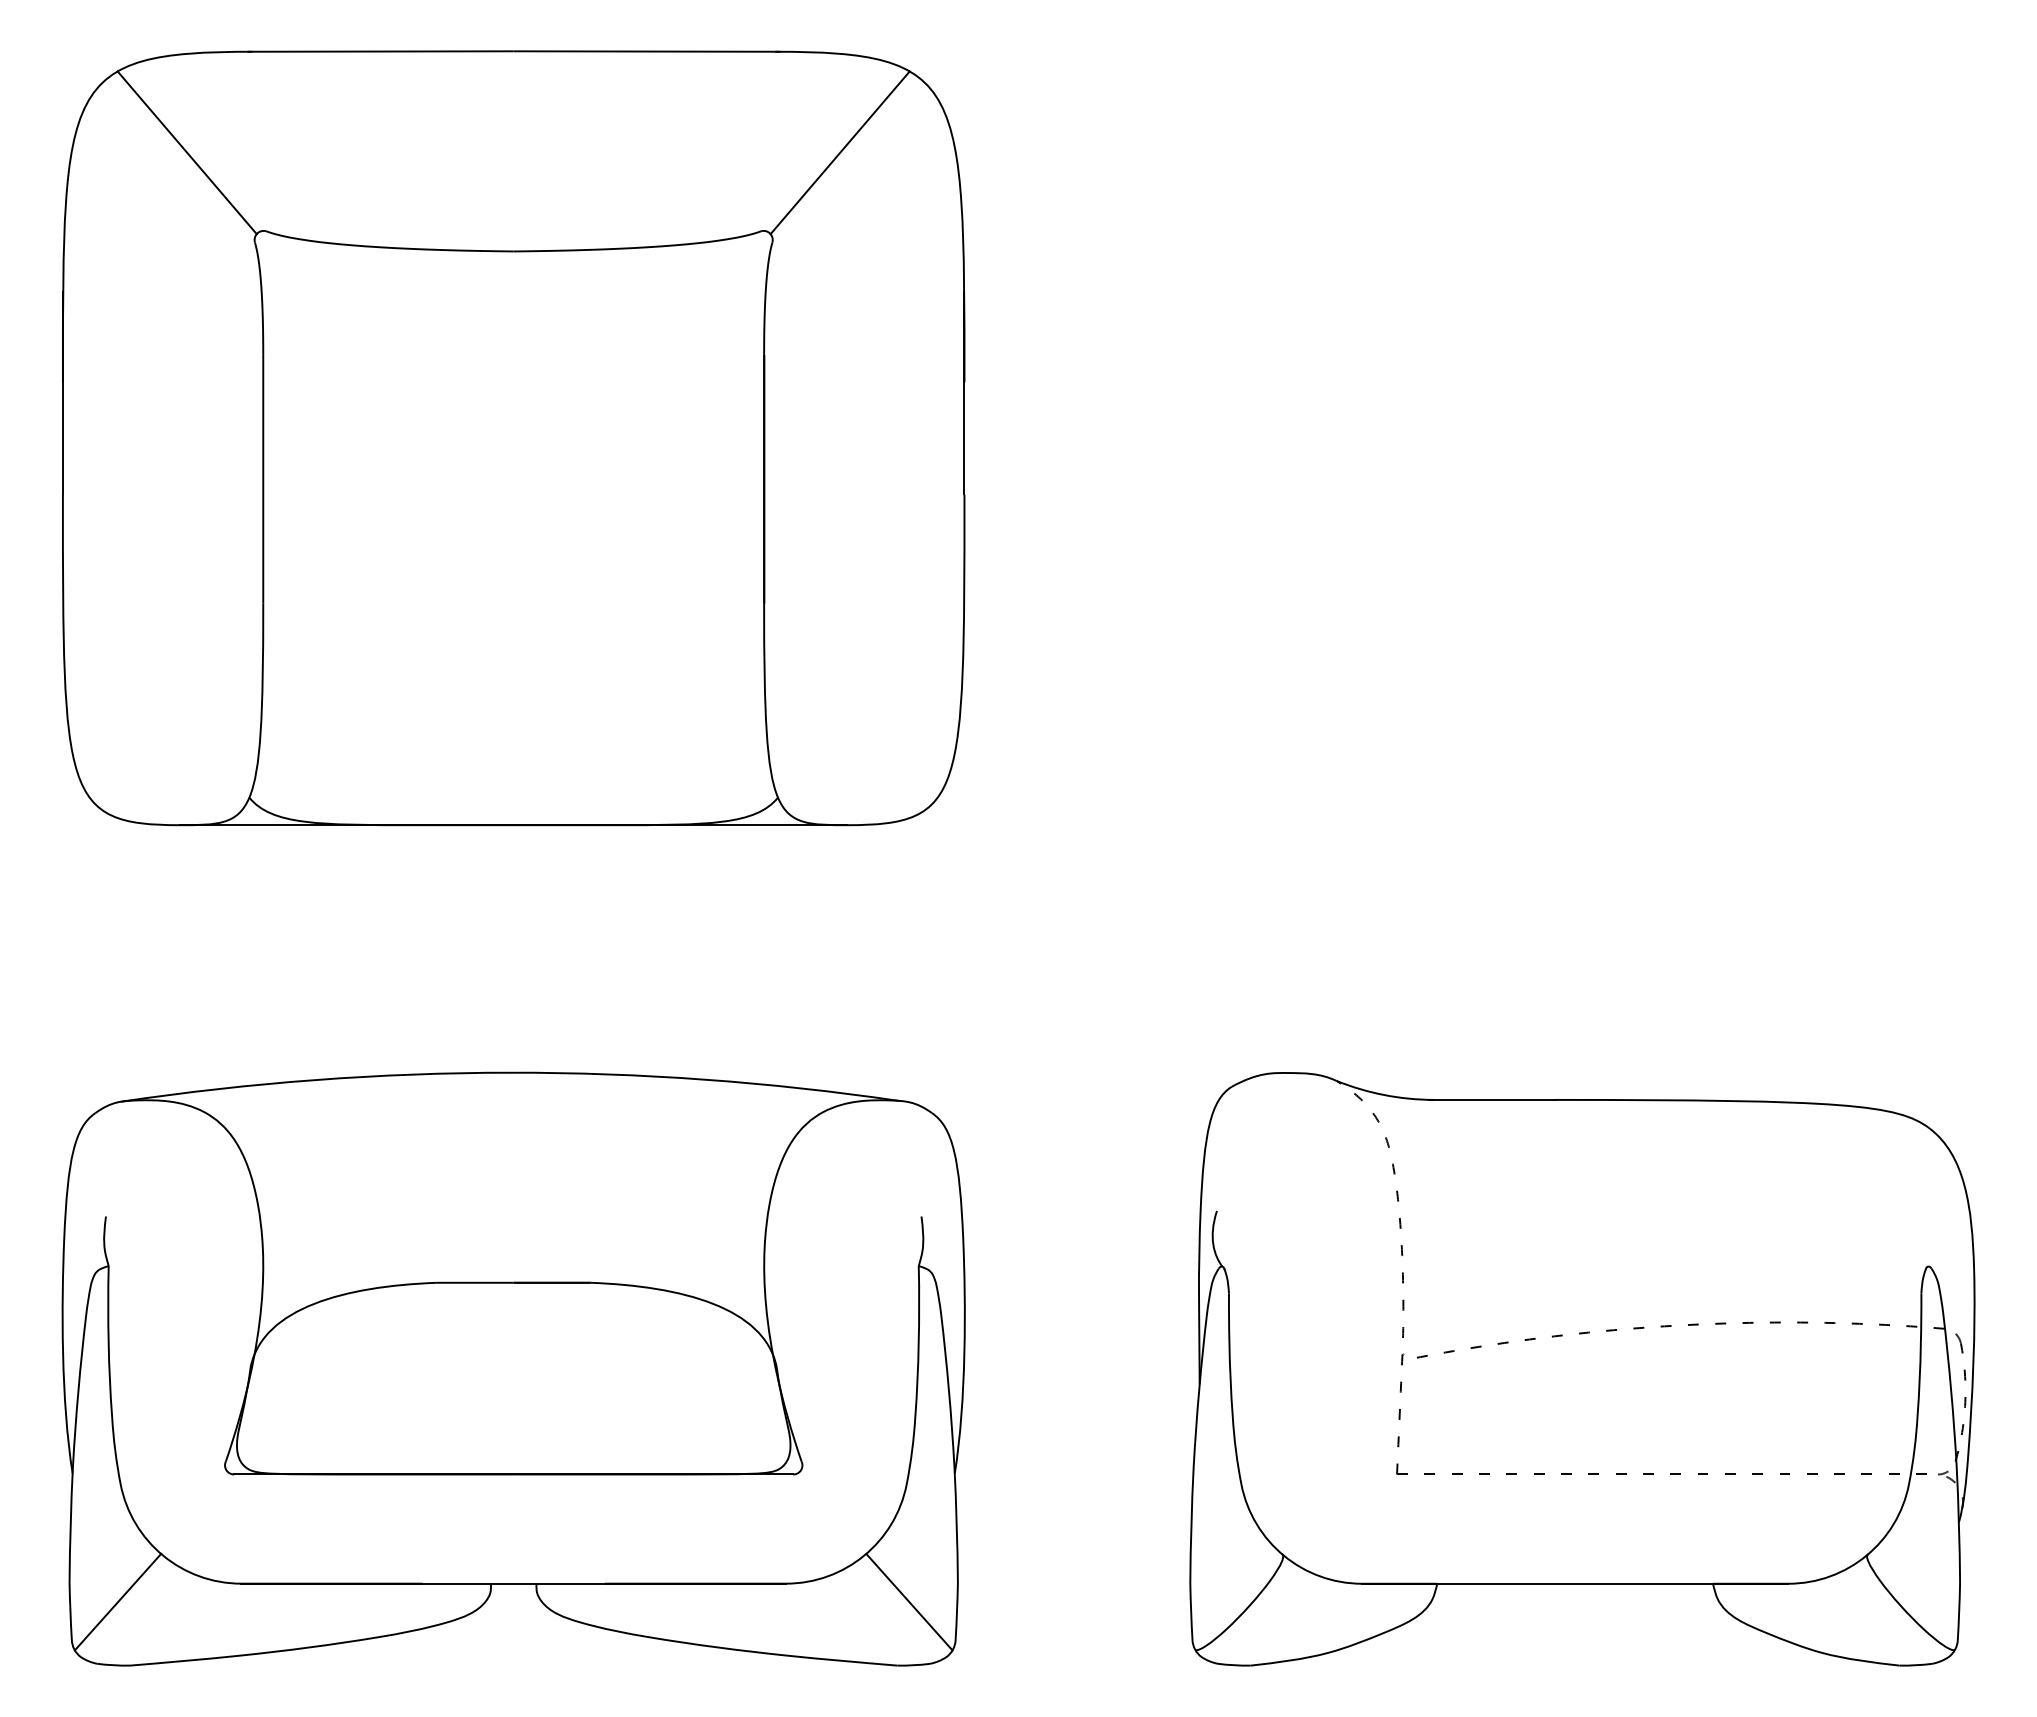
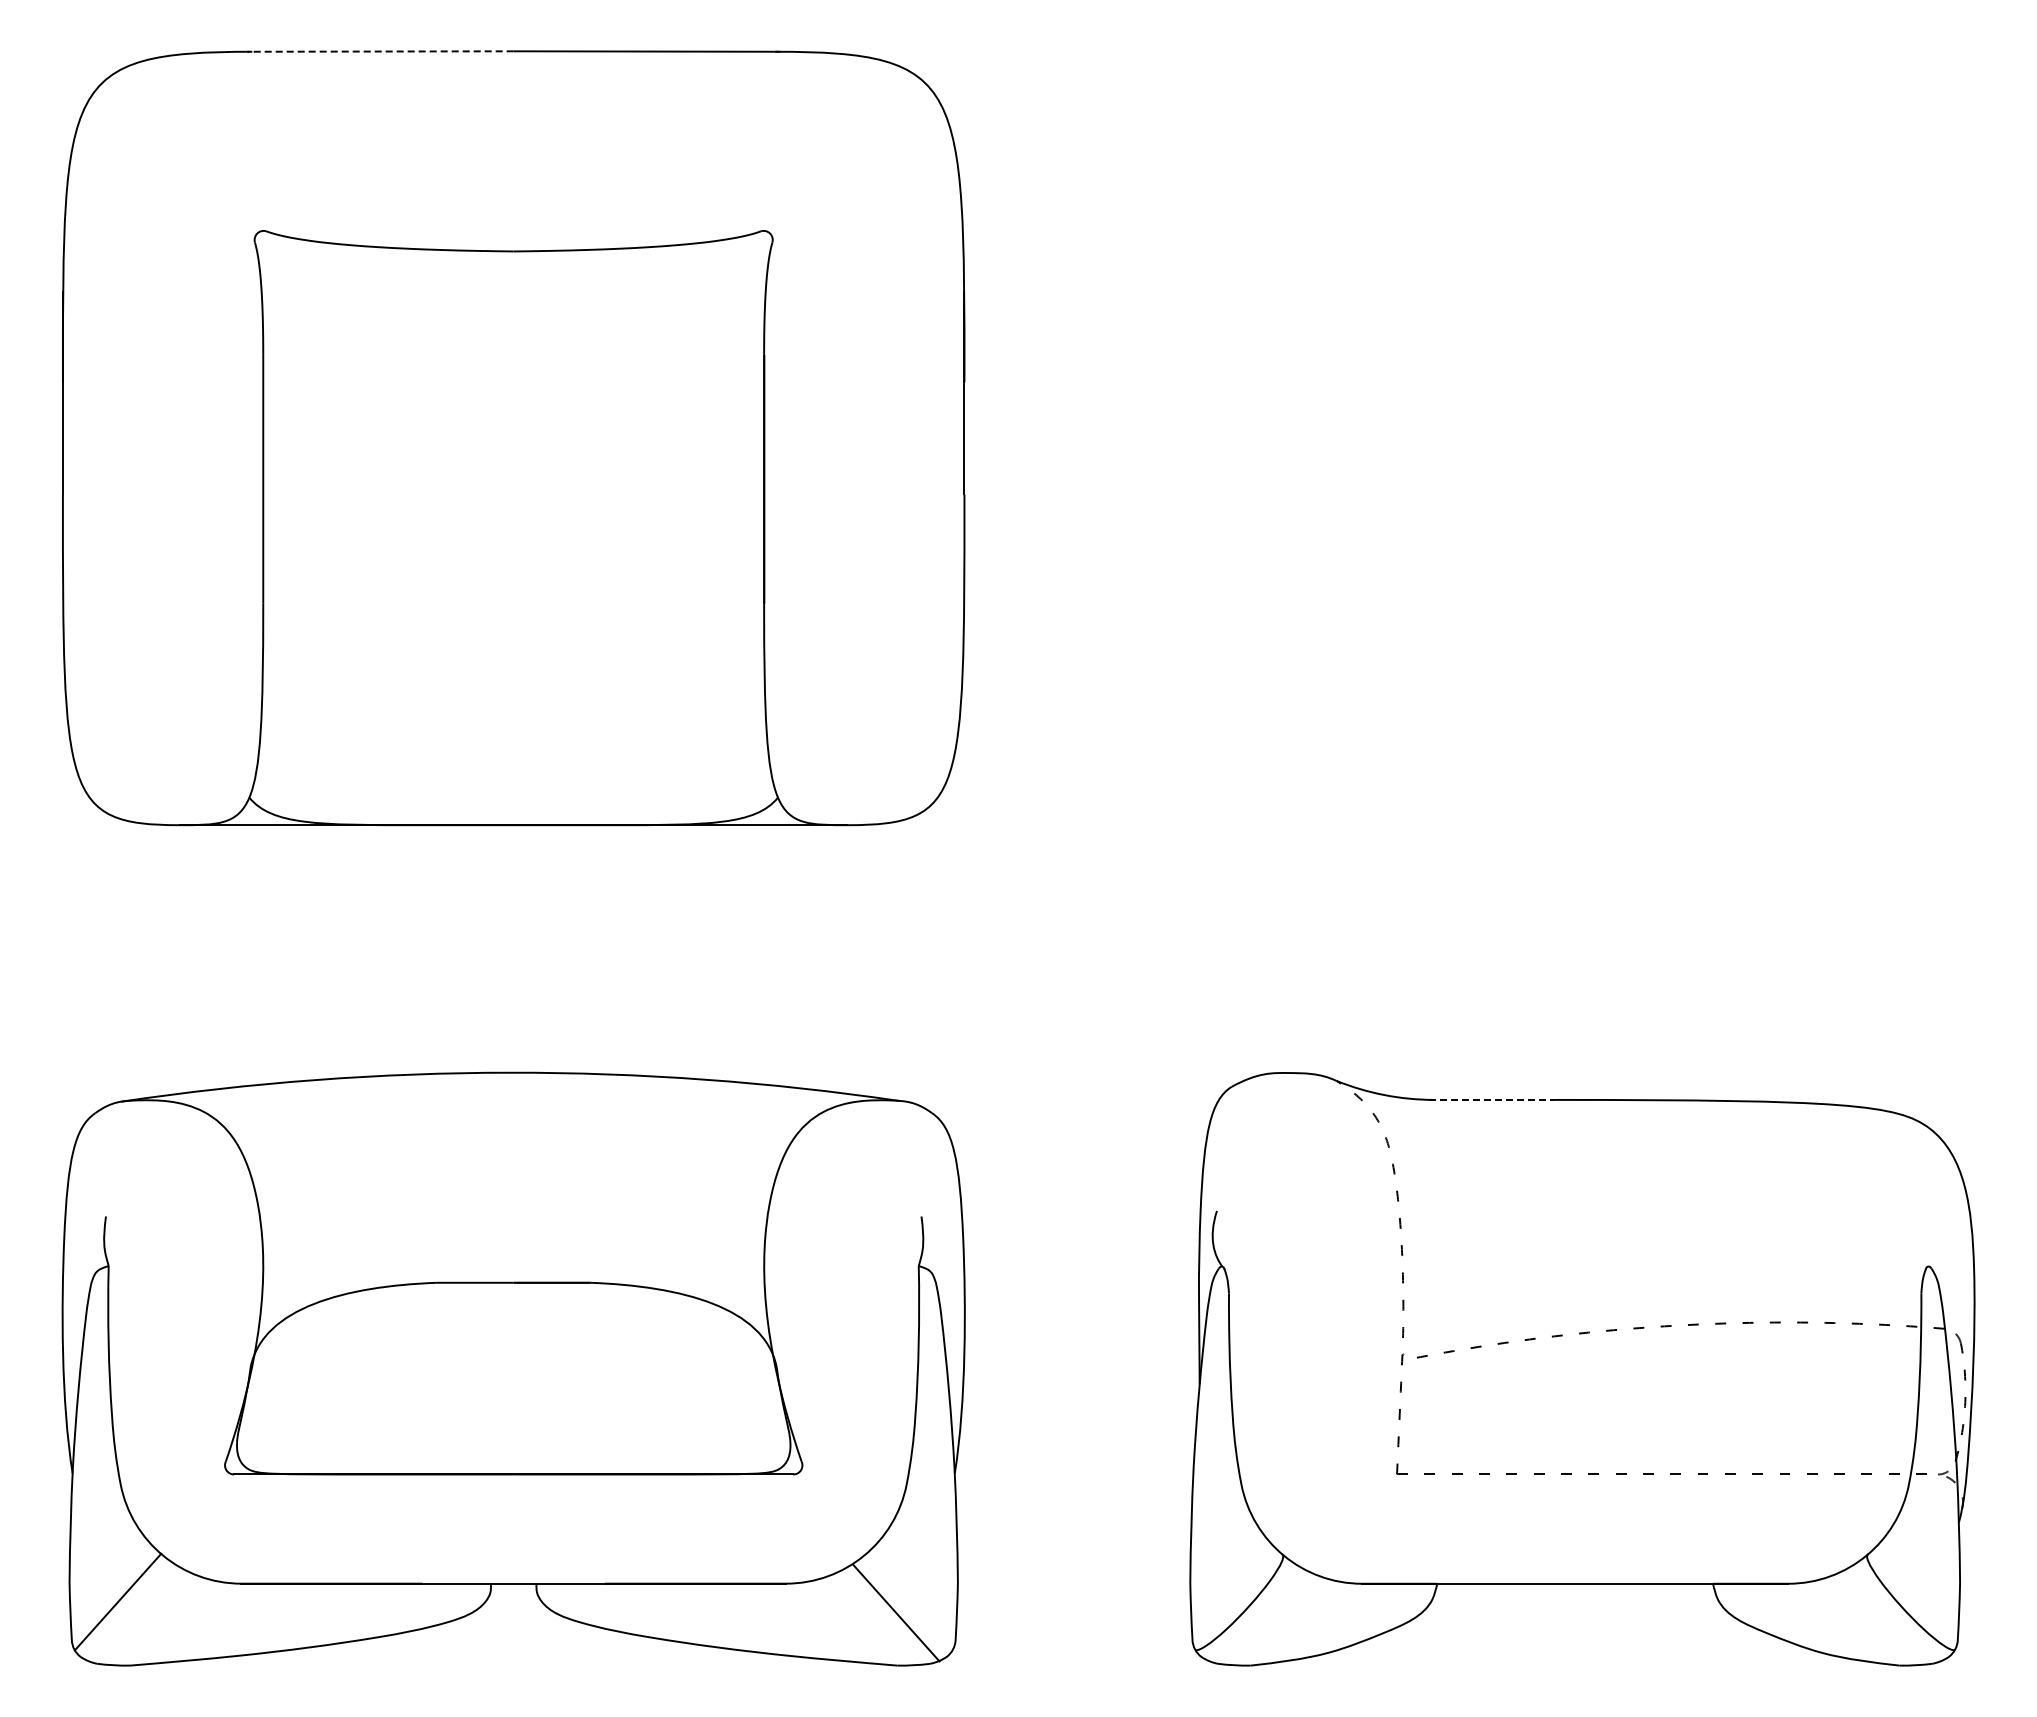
line: solid -> dashed (379, 51)
line: present -> none (186, 152)
line: present -> none (839, 152)
line: solid -> dashed (1492, 1099)
line position: (909, 1601) -> (896, 1612) (896, 1612)
